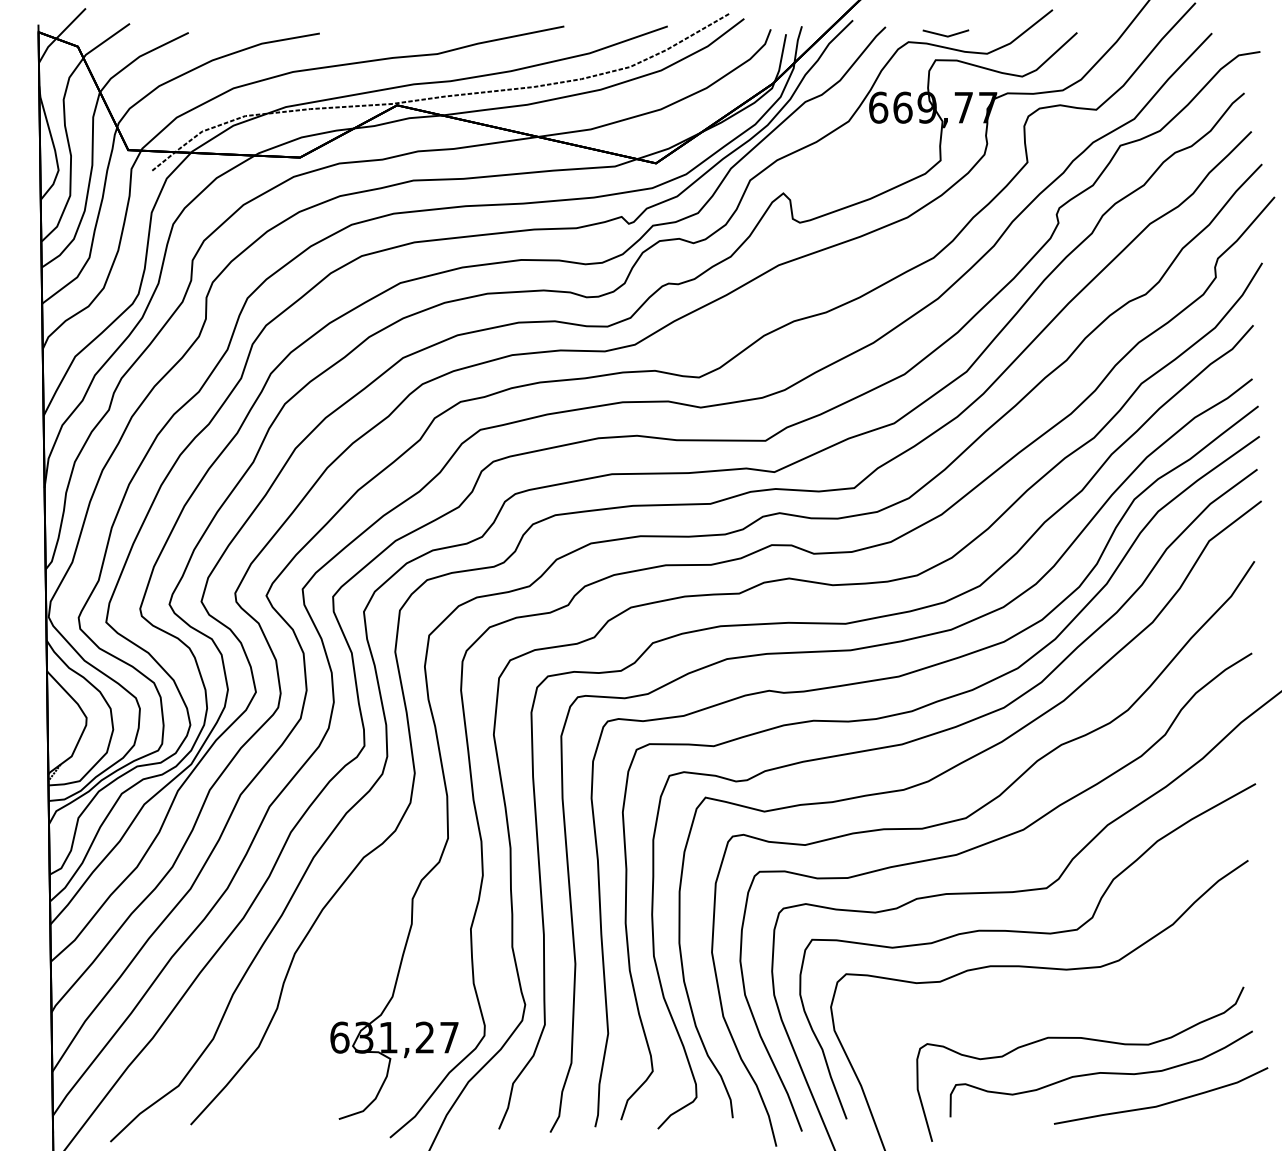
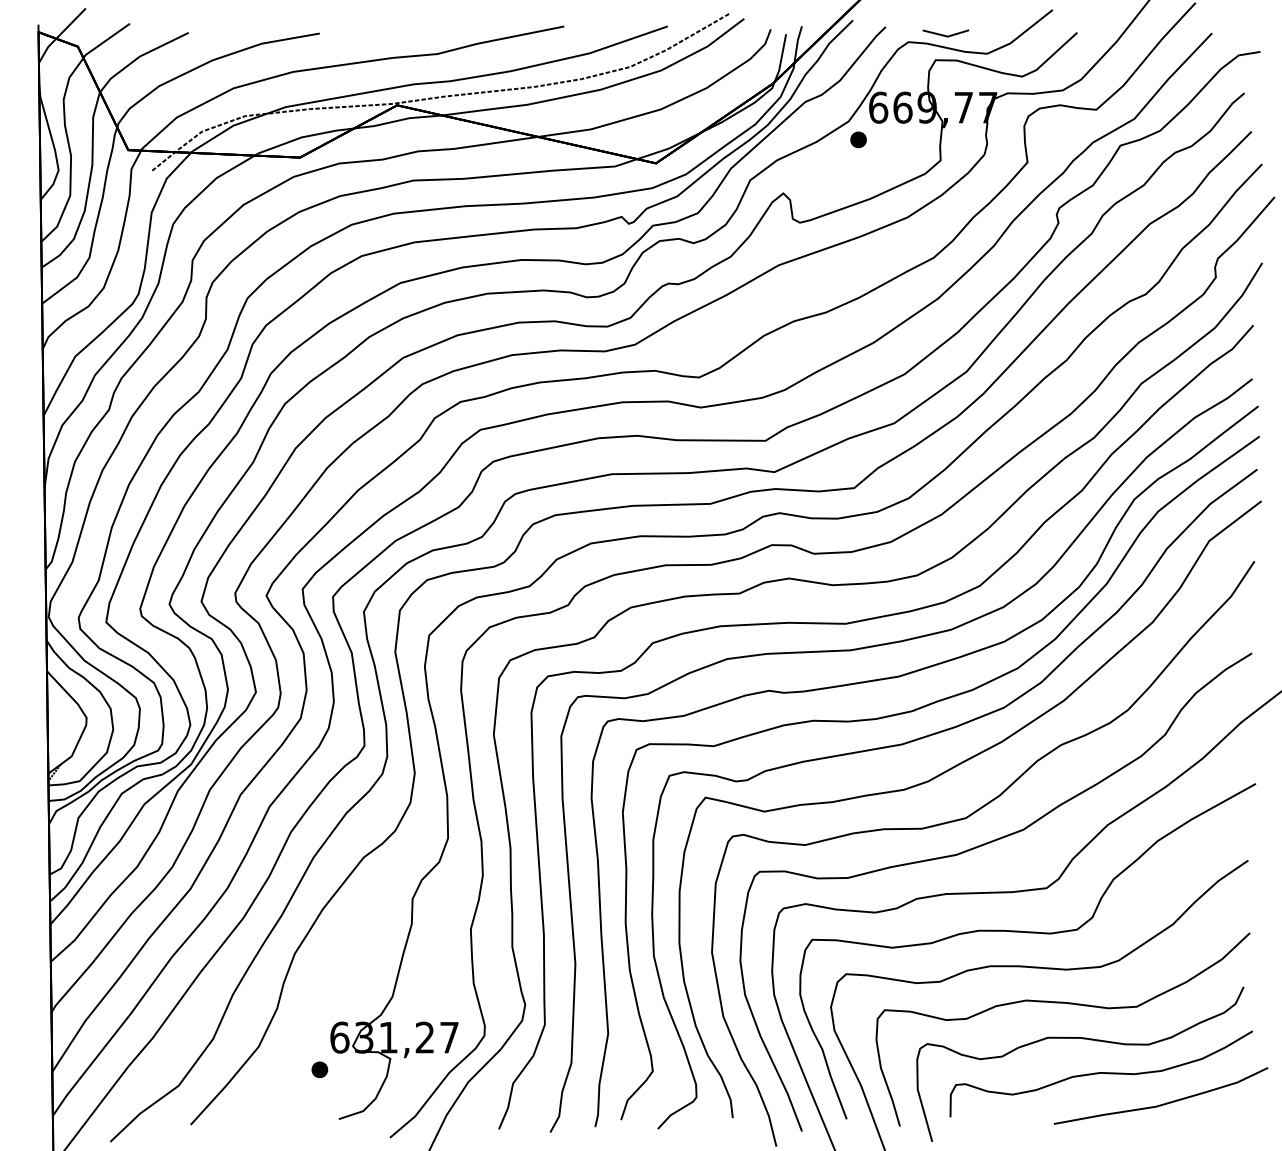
part: none -> present (858, 139)
part: none -> present (1068, 1004)
part: none -> present (319, 1069)
